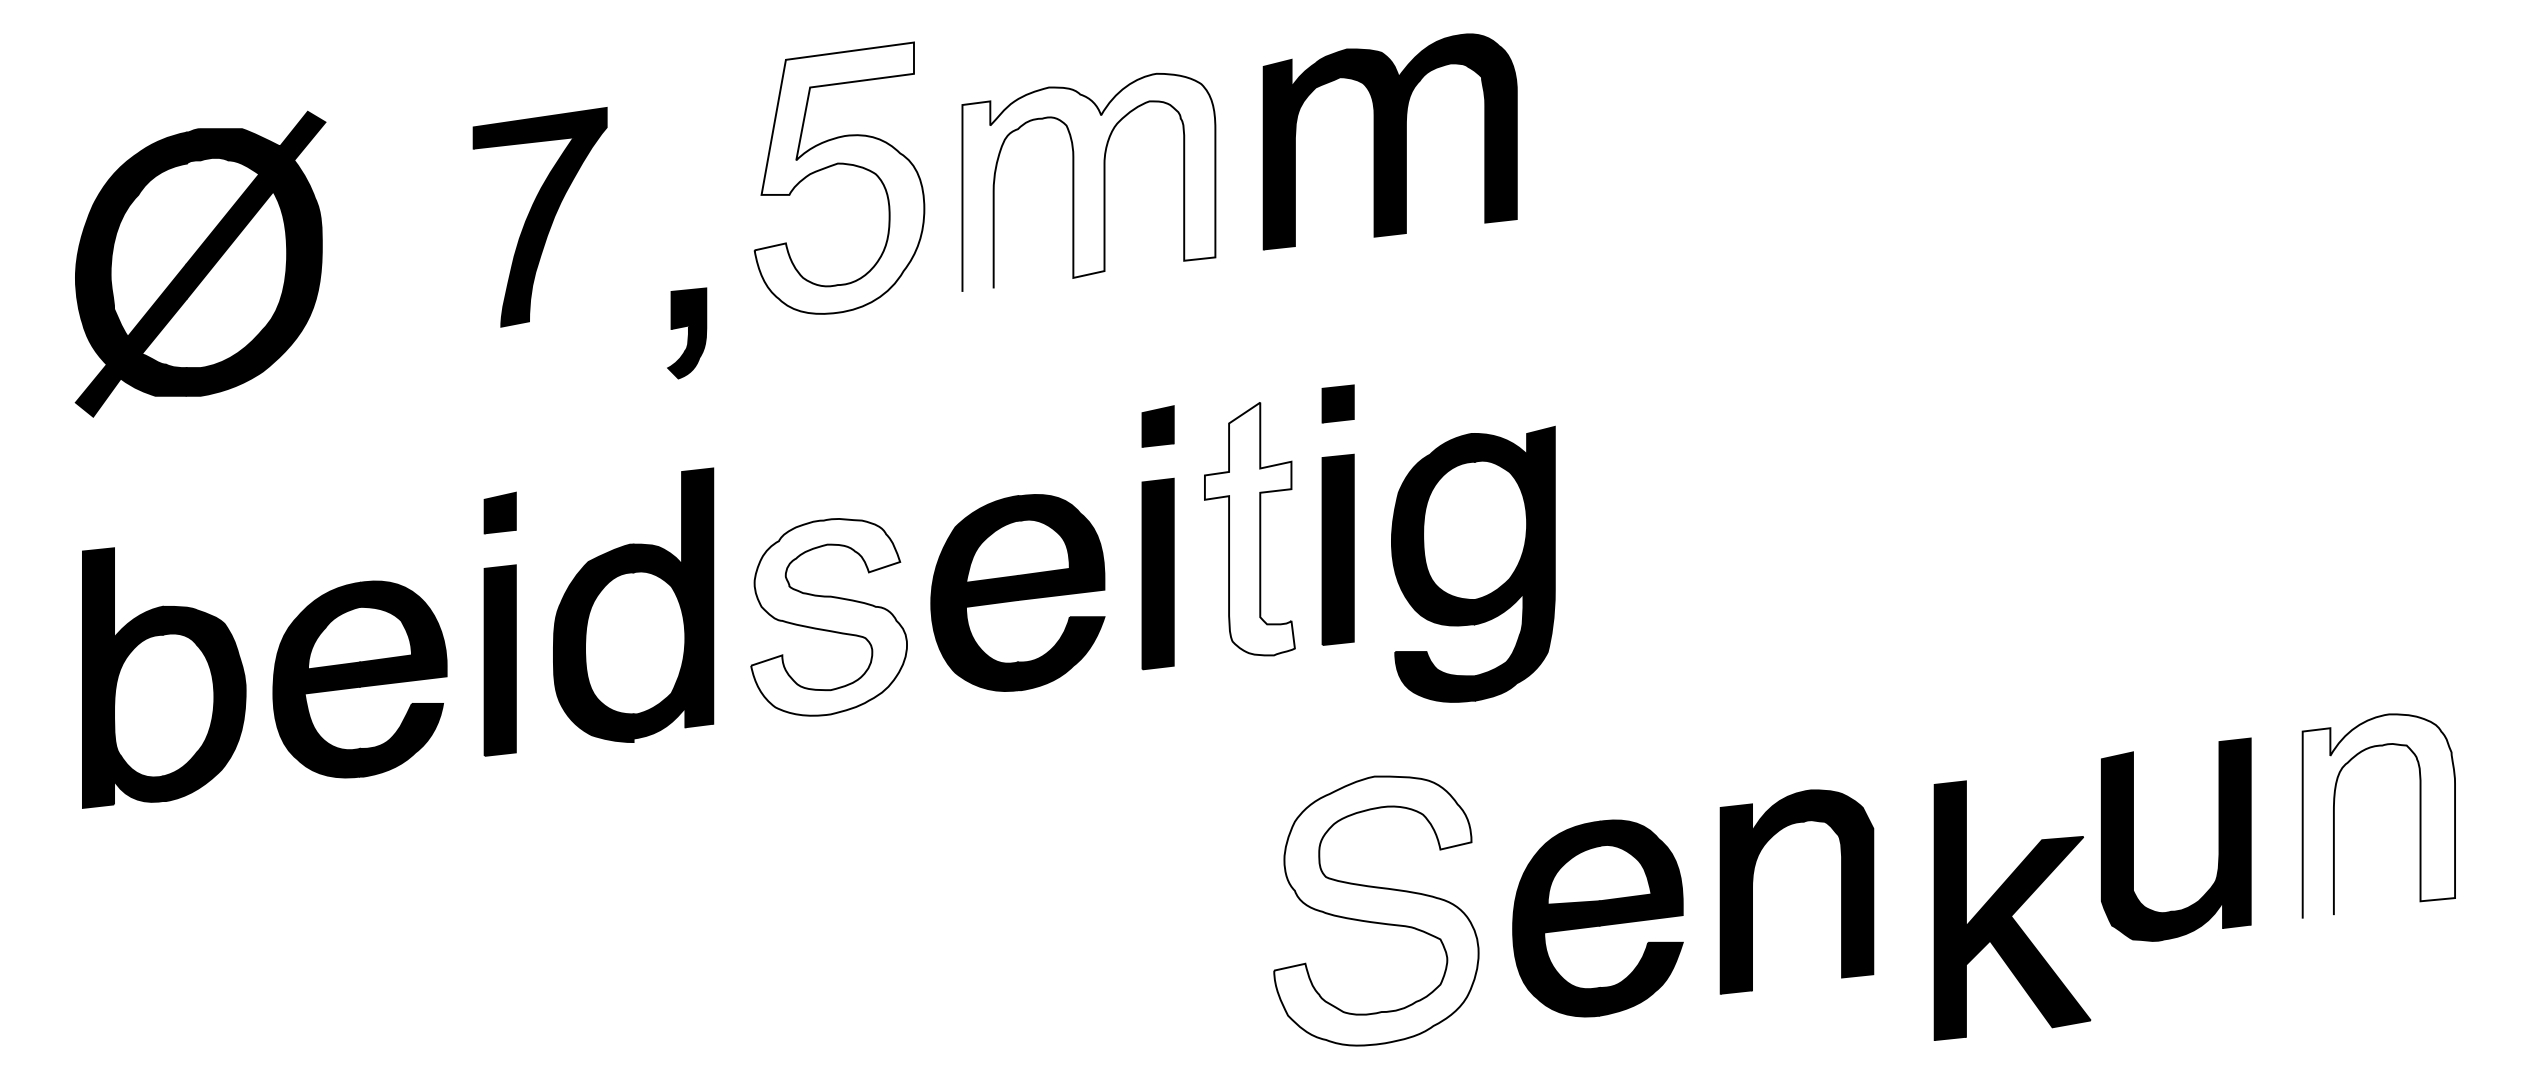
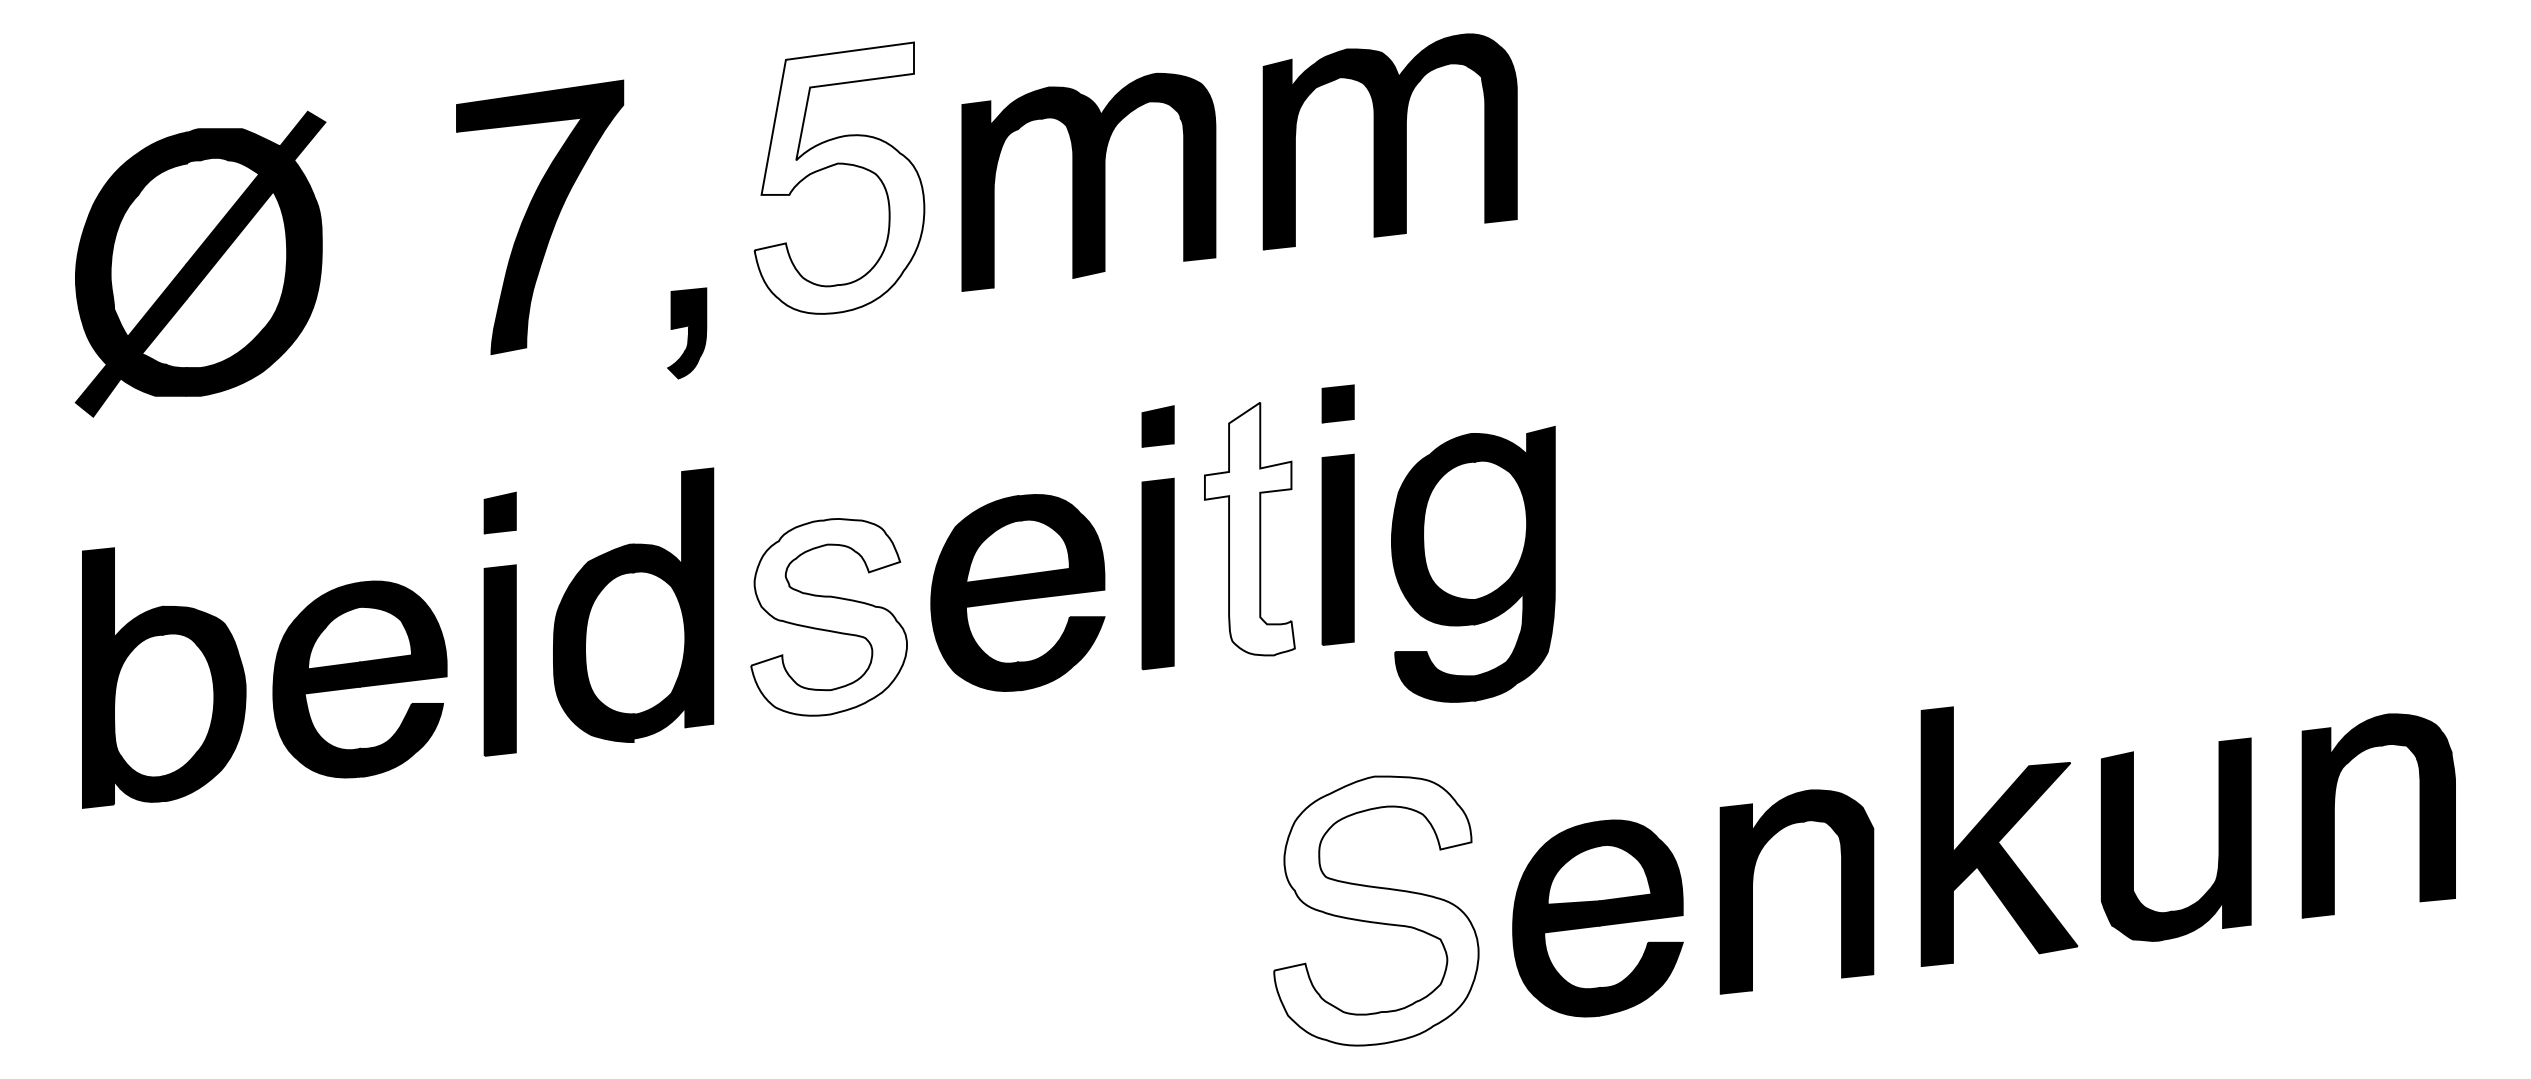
fill: none -> present (1088, 182)
part size: 136x221 px -> 169x276 px (540, 216)
fill: none -> present (2378, 816)
part position: (2012, 910) -> (1999, 836) (1999, 836)
